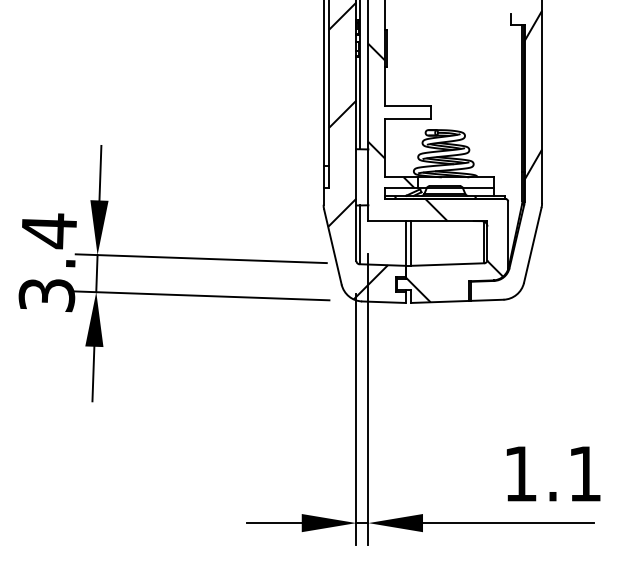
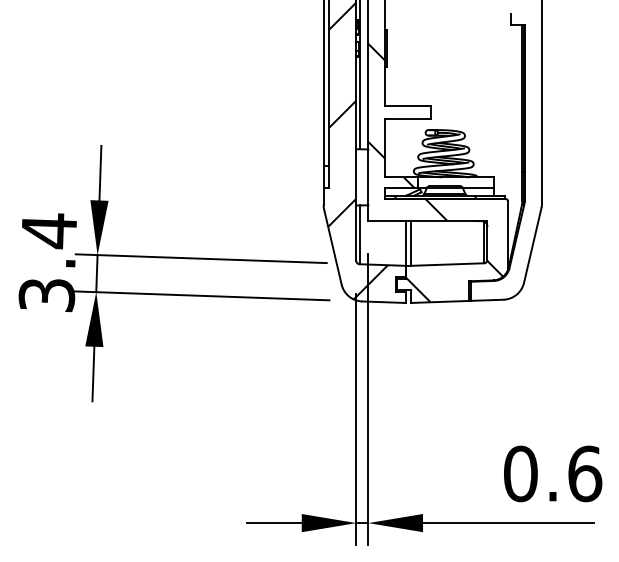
hatch: present -> none (533, 94)
text: 1.1 -> 0.6 (553, 473)
